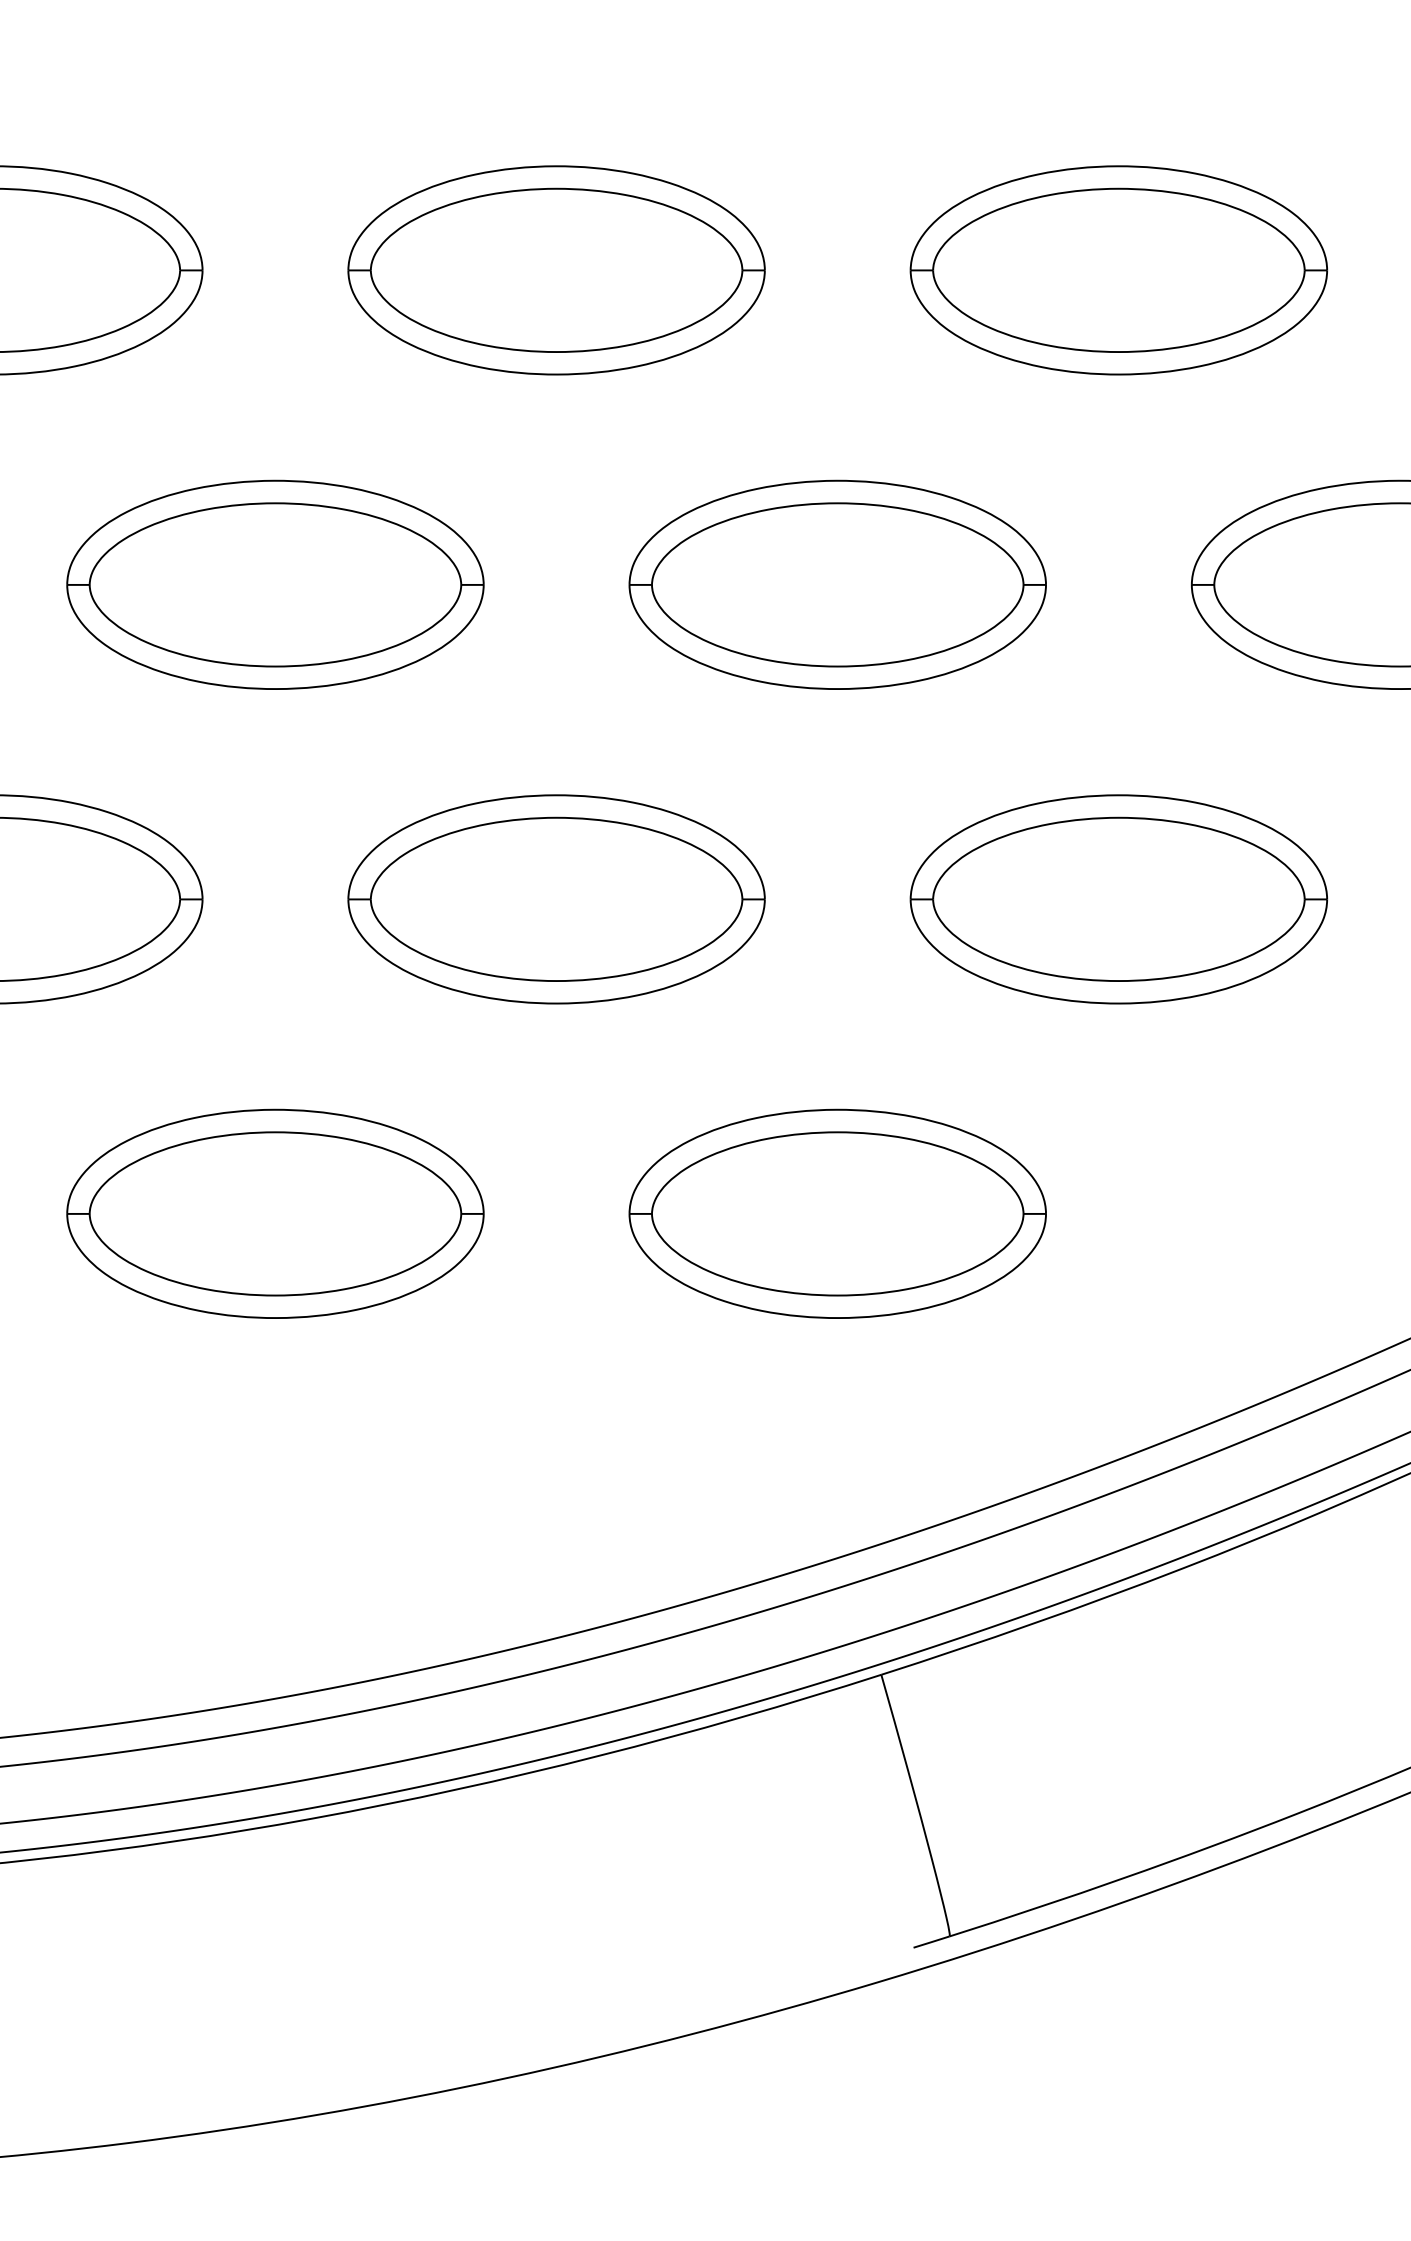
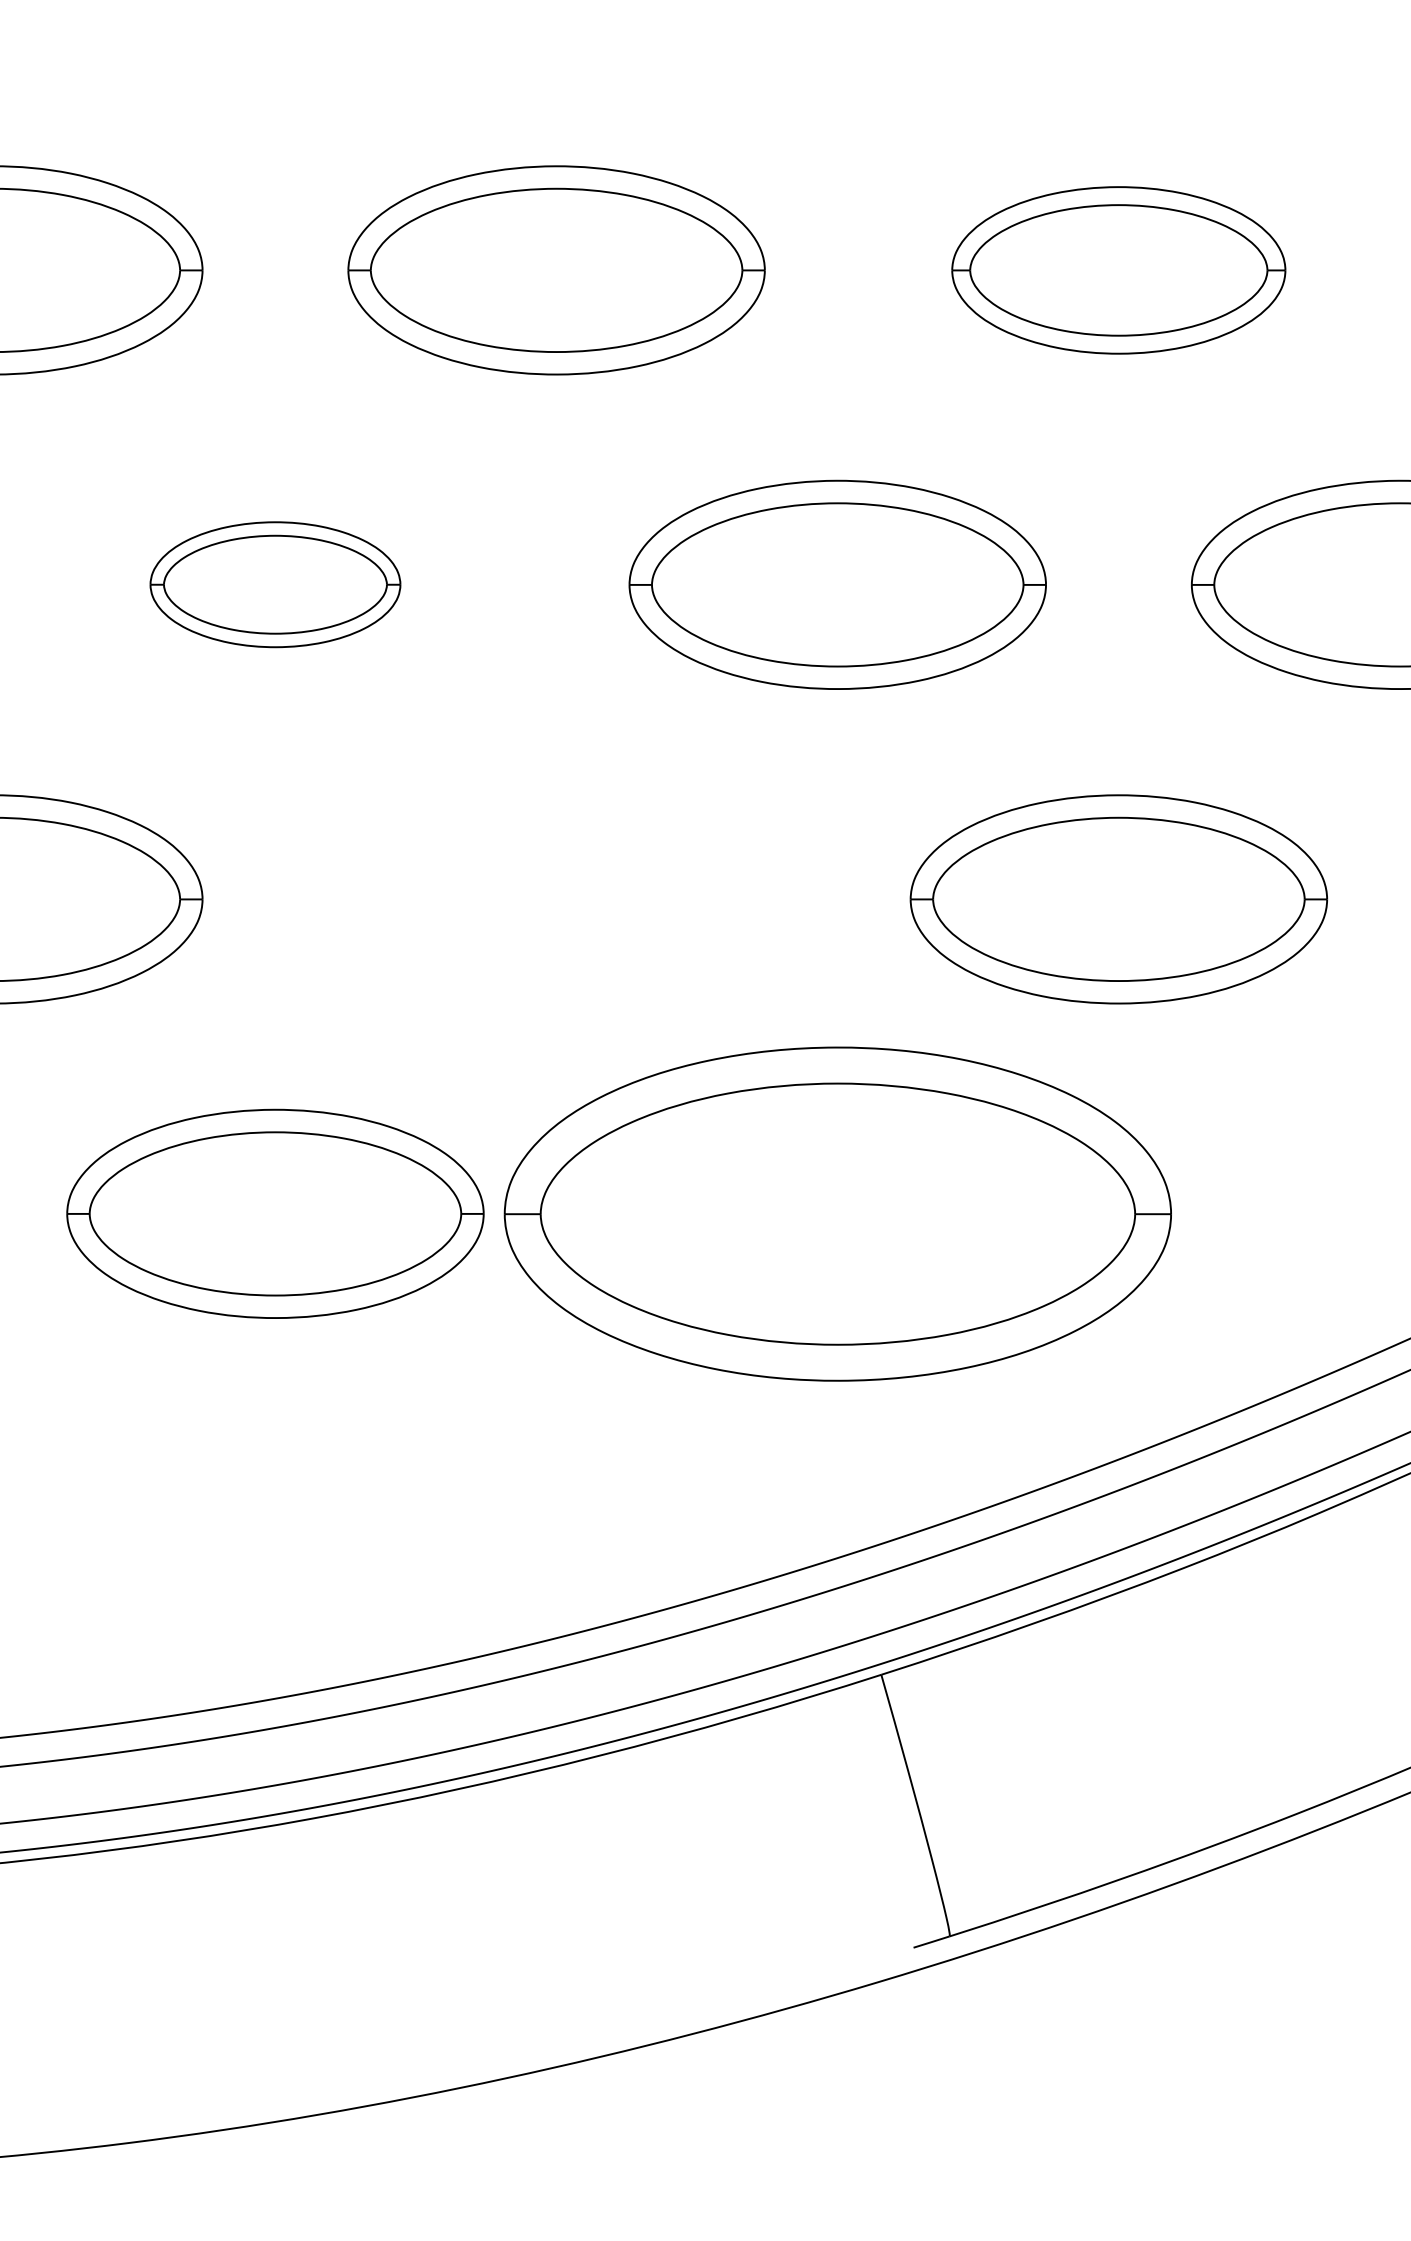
part size: 419x211 px -> 336x169 px (1118, 270)
part size: 419x211 px -> 253x128 px (275, 584)
part: present -> none (556, 899)
part size: 419x211 px -> 669x336 px (837, 1213)
